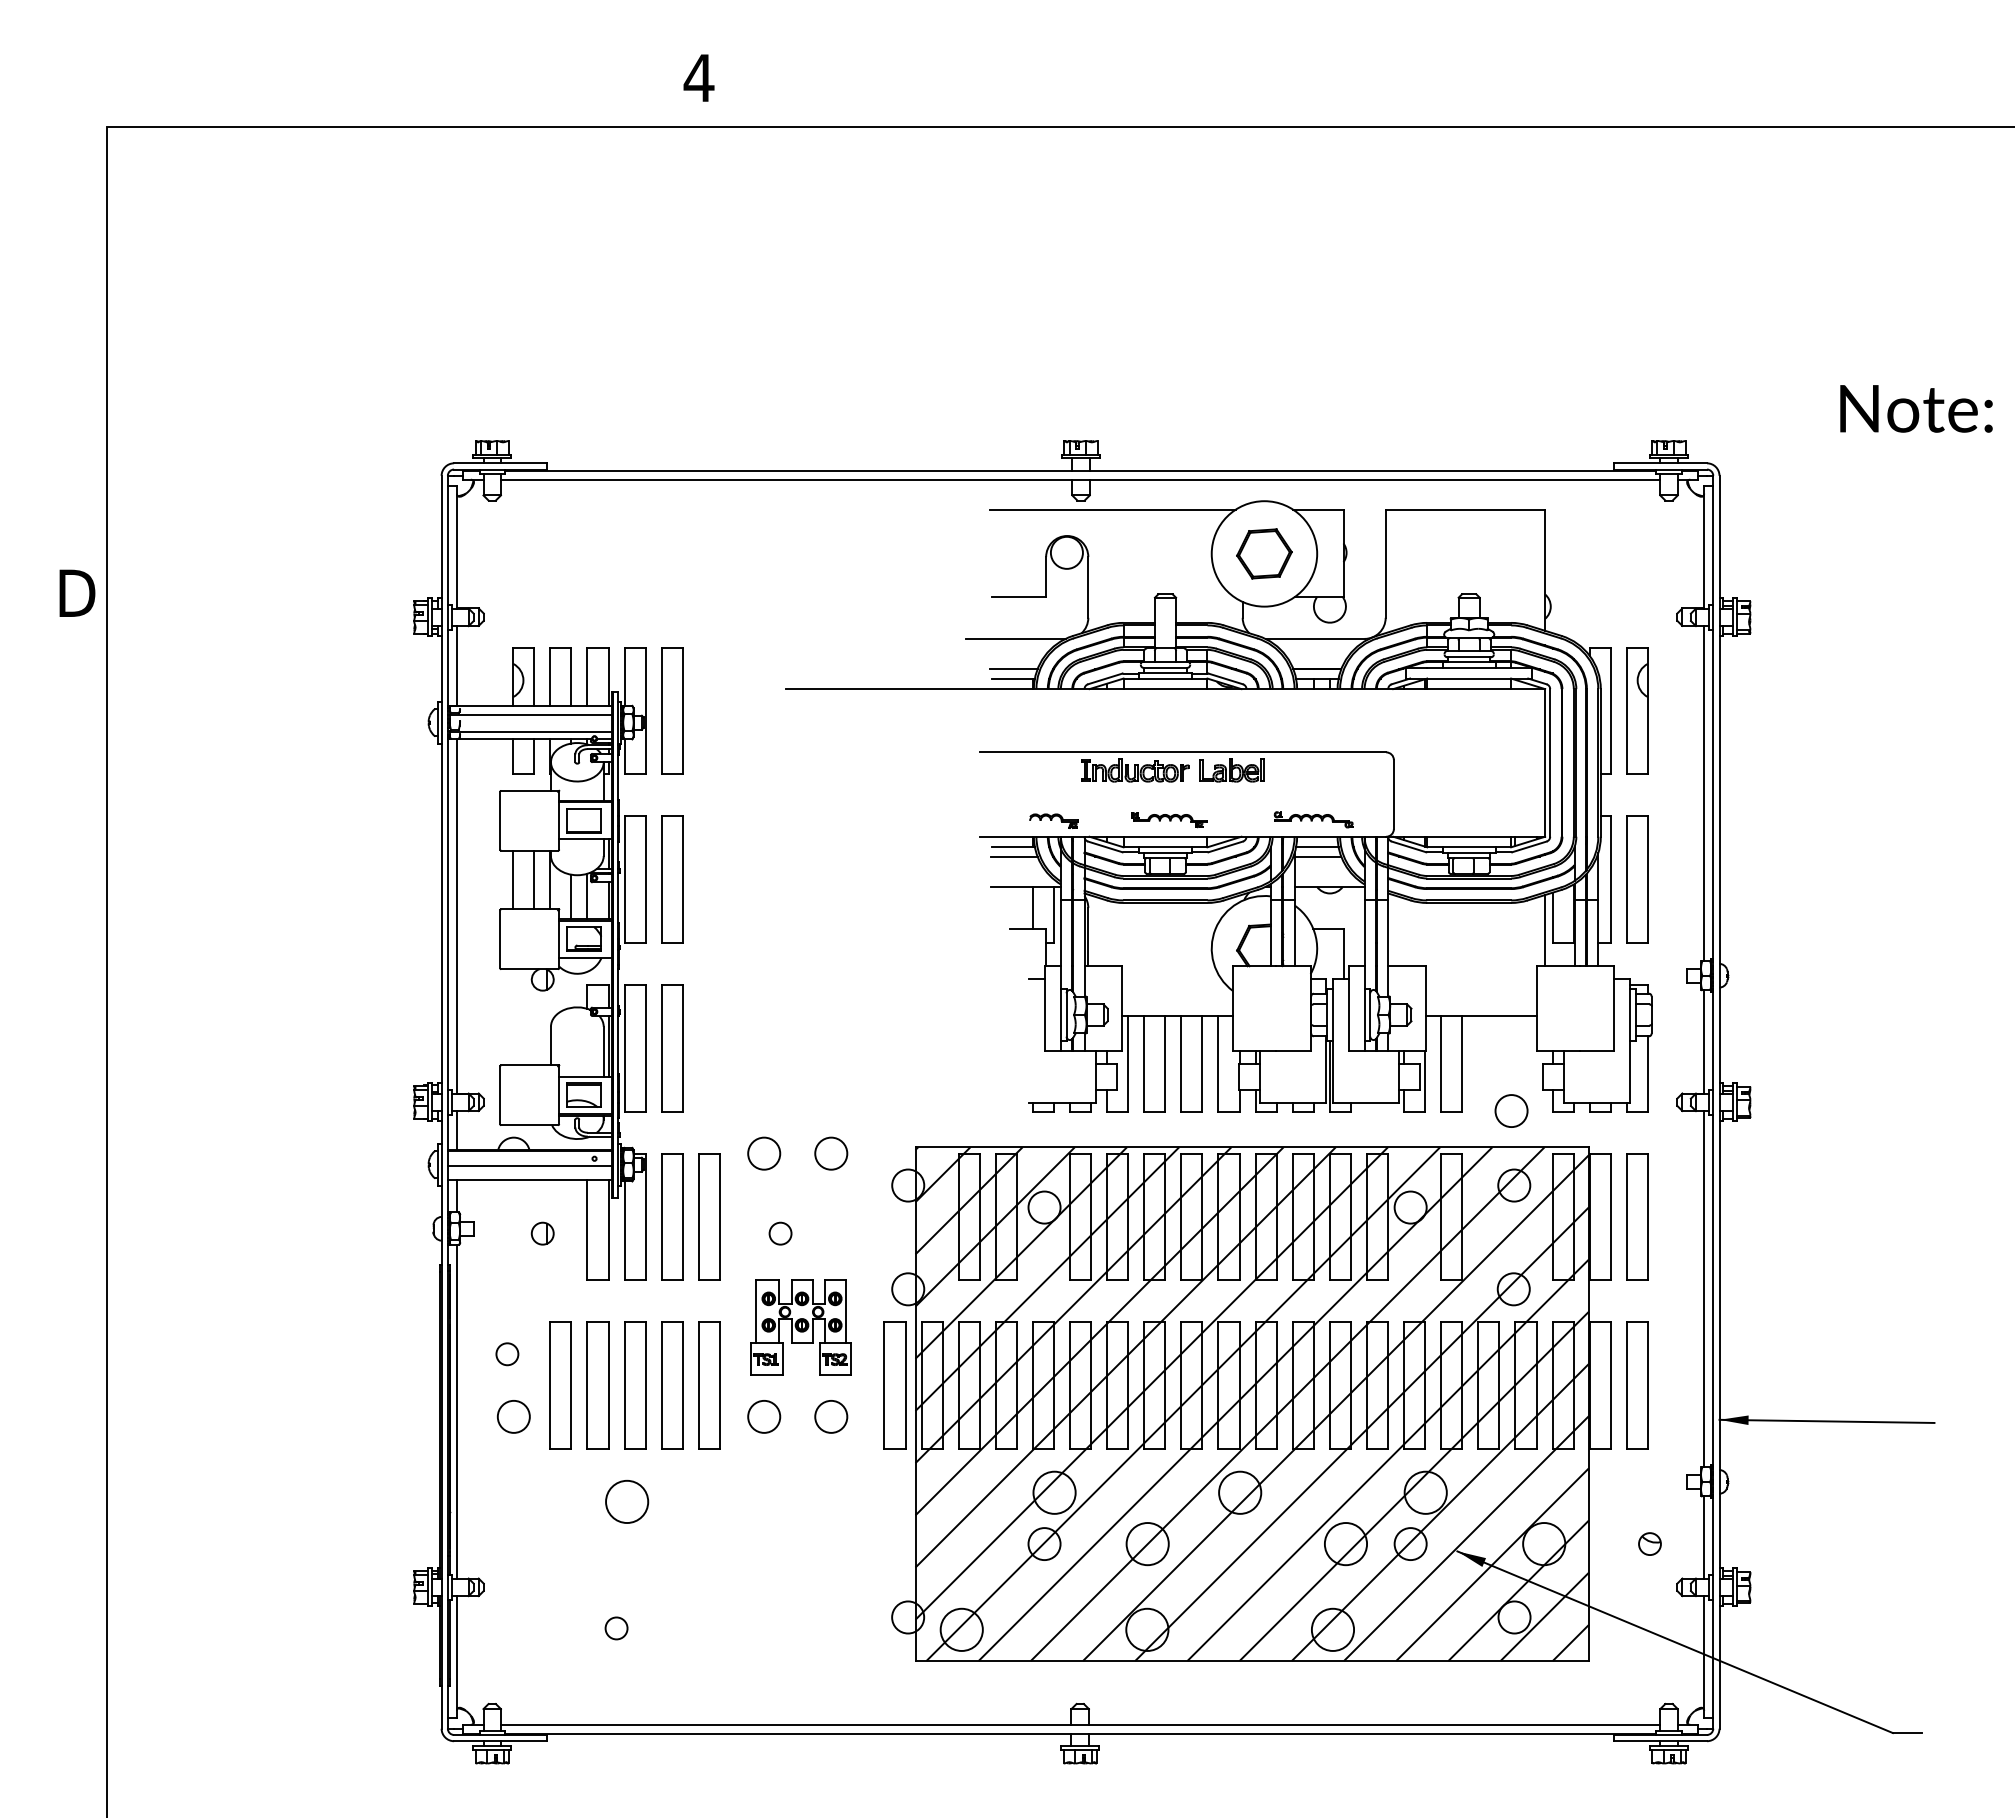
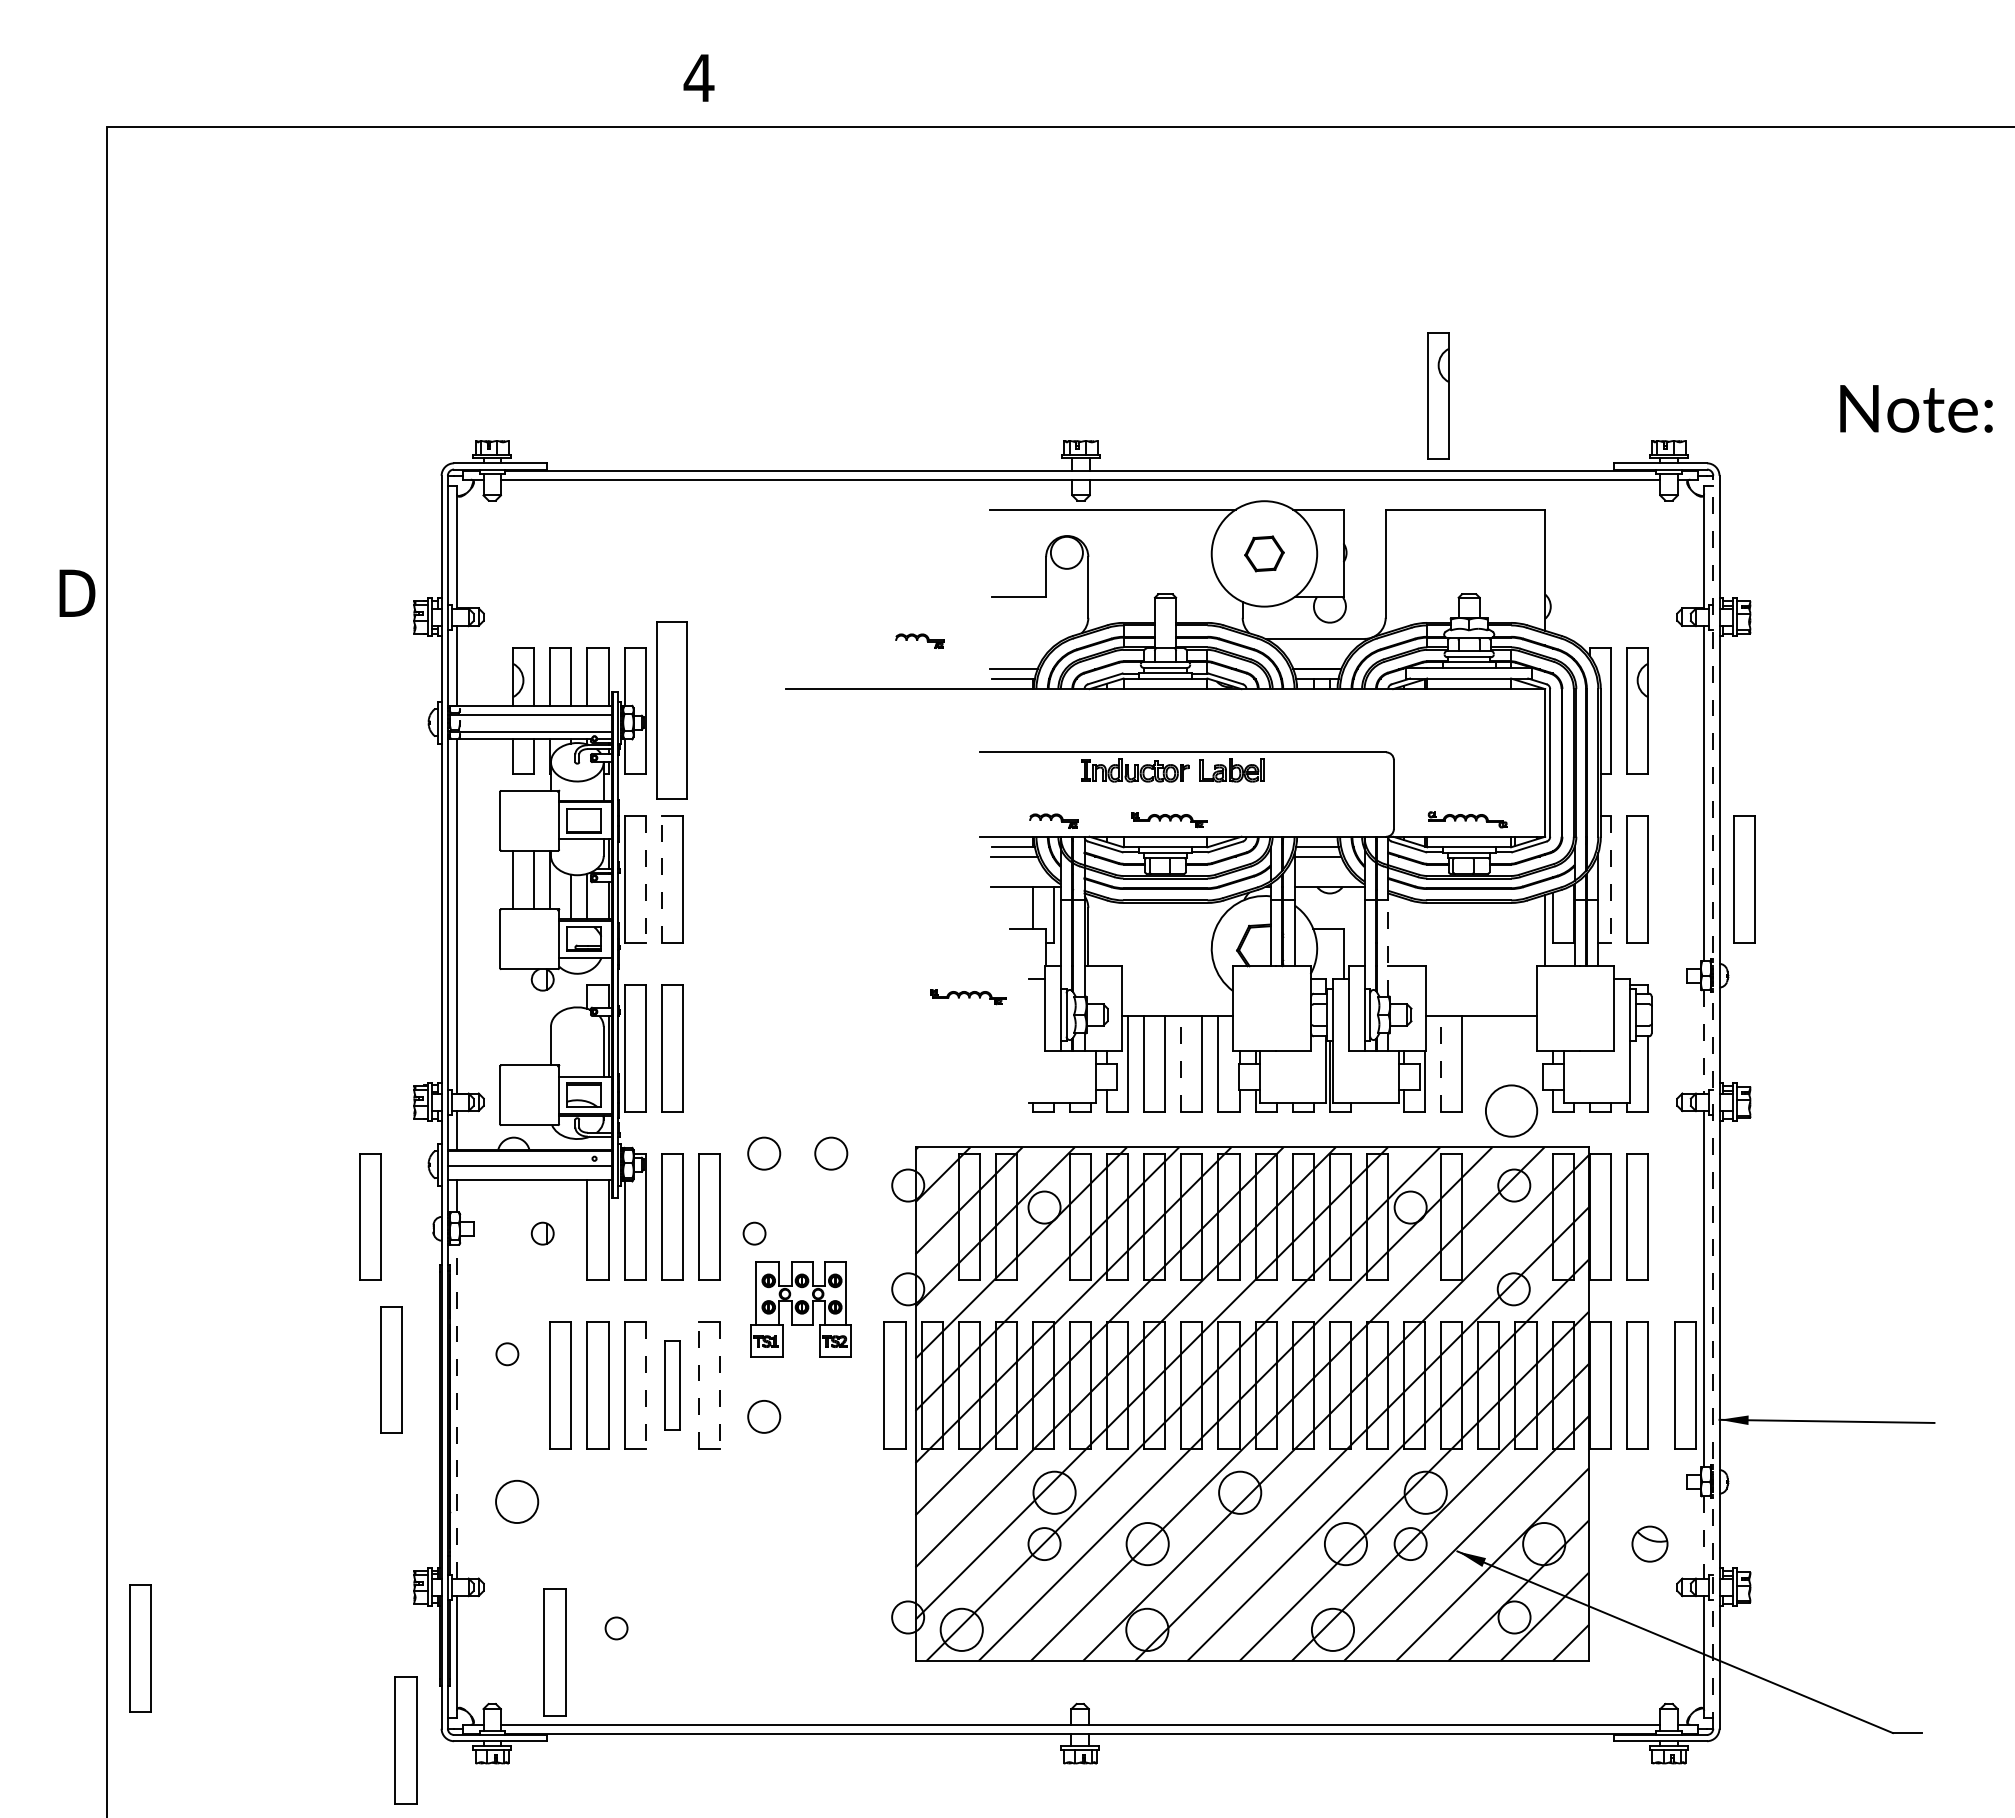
part: none -> present (1438, 395)
part size: 57x52 px -> 41x38 px (1264, 553)
line: present -> none (1015, 638)
part: none -> present (919, 640)
part size: 23x128 px -> 32x179 px (671, 710)
part position: (1313, 819) -> (1467, 819) (1467, 819)
line: solid -> dashed (661, 879)
part: none -> present (1744, 879)
line: solid -> dashed (645, 880)
line: solid -> dashed (1610, 880)
line: solid -> dashed (1388, 947)
part: none -> present (968, 997)
line: solid -> dashed (1704, 1041)
line: solid -> dashed (1181, 1063)
line: solid -> dashed (1441, 1063)
line: solid -> dashed (1713, 1101)
circle diameter: 32 px -> 51 px (1511, 1110)
part: none -> present (370, 1216)
circle position: (780, 1233) -> (754, 1233) (754, 1233)
part position: (800, 1327) -> (800, 1309) (800, 1309)
part: none -> present (391, 1369)
part size: 23x129 px -> 17x91 px (672, 1385)
line: solid -> dashed (698, 1385)
part: none -> present (1685, 1385)
line: solid -> dashed (645, 1386)
line: solid -> dashed (719, 1386)
line: solid -> dashed (456, 1411)
circle: present -> none (513, 1416)
circle: present -> none (831, 1416)
circle position: (627, 1501) -> (517, 1501) (517, 1501)
line: solid -> dashed (1704, 1537)
part size: 24x24 px -> 38x38 px (1649, 1543)
part: none -> present (140, 1648)
part: none -> present (554, 1652)
part: none -> present (405, 1740)
